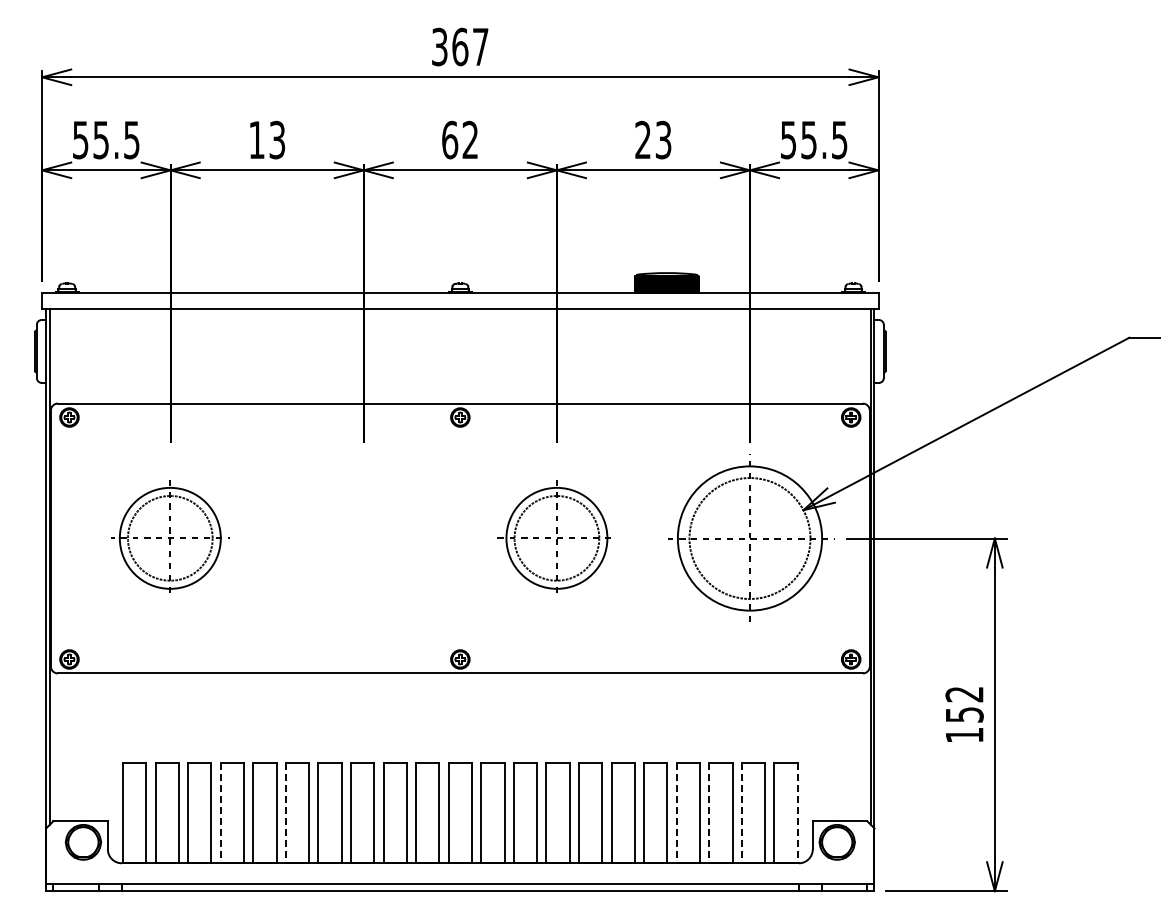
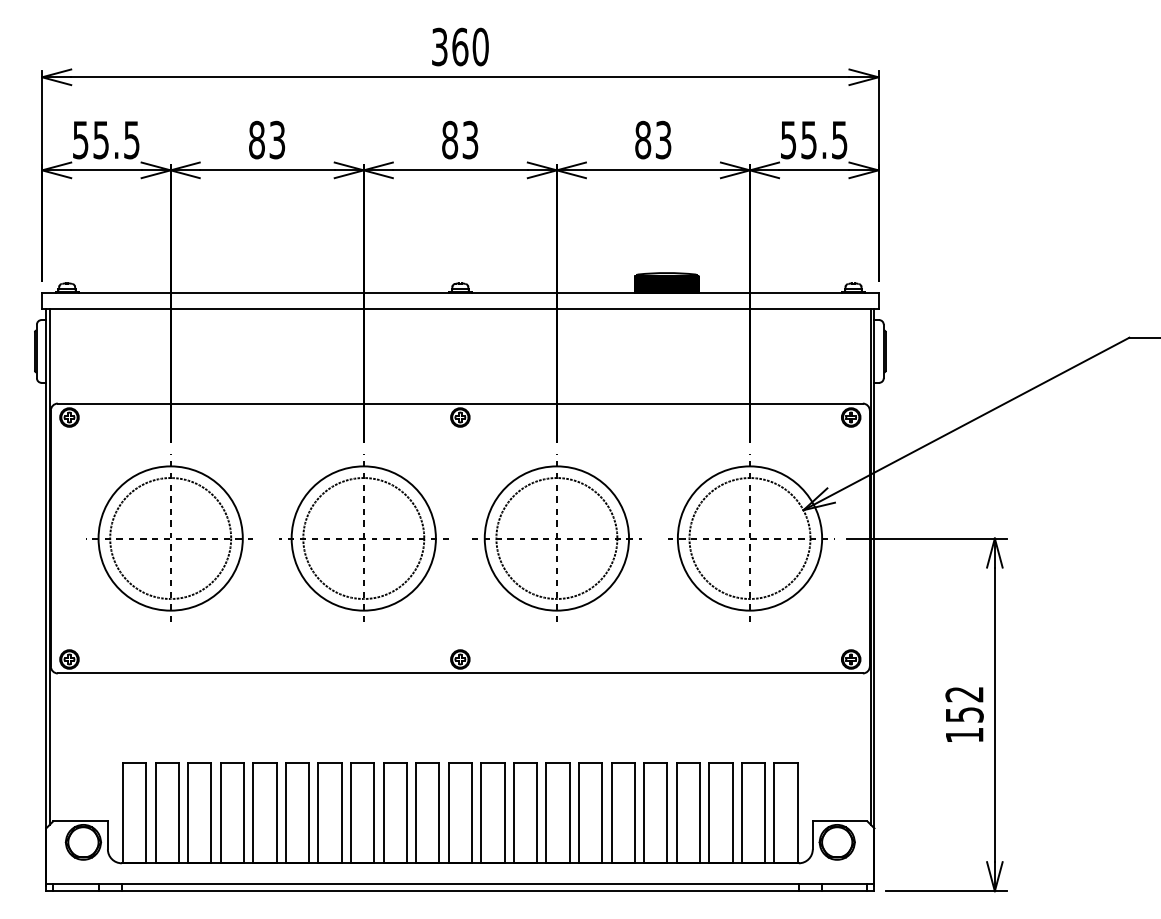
text: 367 -> 360 (480, 46)
text: 13 -> 83 (256, 139)
text: 62 -> 83 (460, 139)
text: 23 -> 83 (643, 139)
part size: 119x113 px -> 167x168 px (169, 537)
part size: 114x113 px -> 170x168 px (556, 537)
part: none -> present (363, 537)
line: dashed -> solid (220, 813)
line: dashed -> solid (285, 813)
line: dashed -> solid (676, 813)
line: dashed -> solid (709, 813)
line: dashed -> solid (741, 813)
line: dashed -> solid (797, 813)
